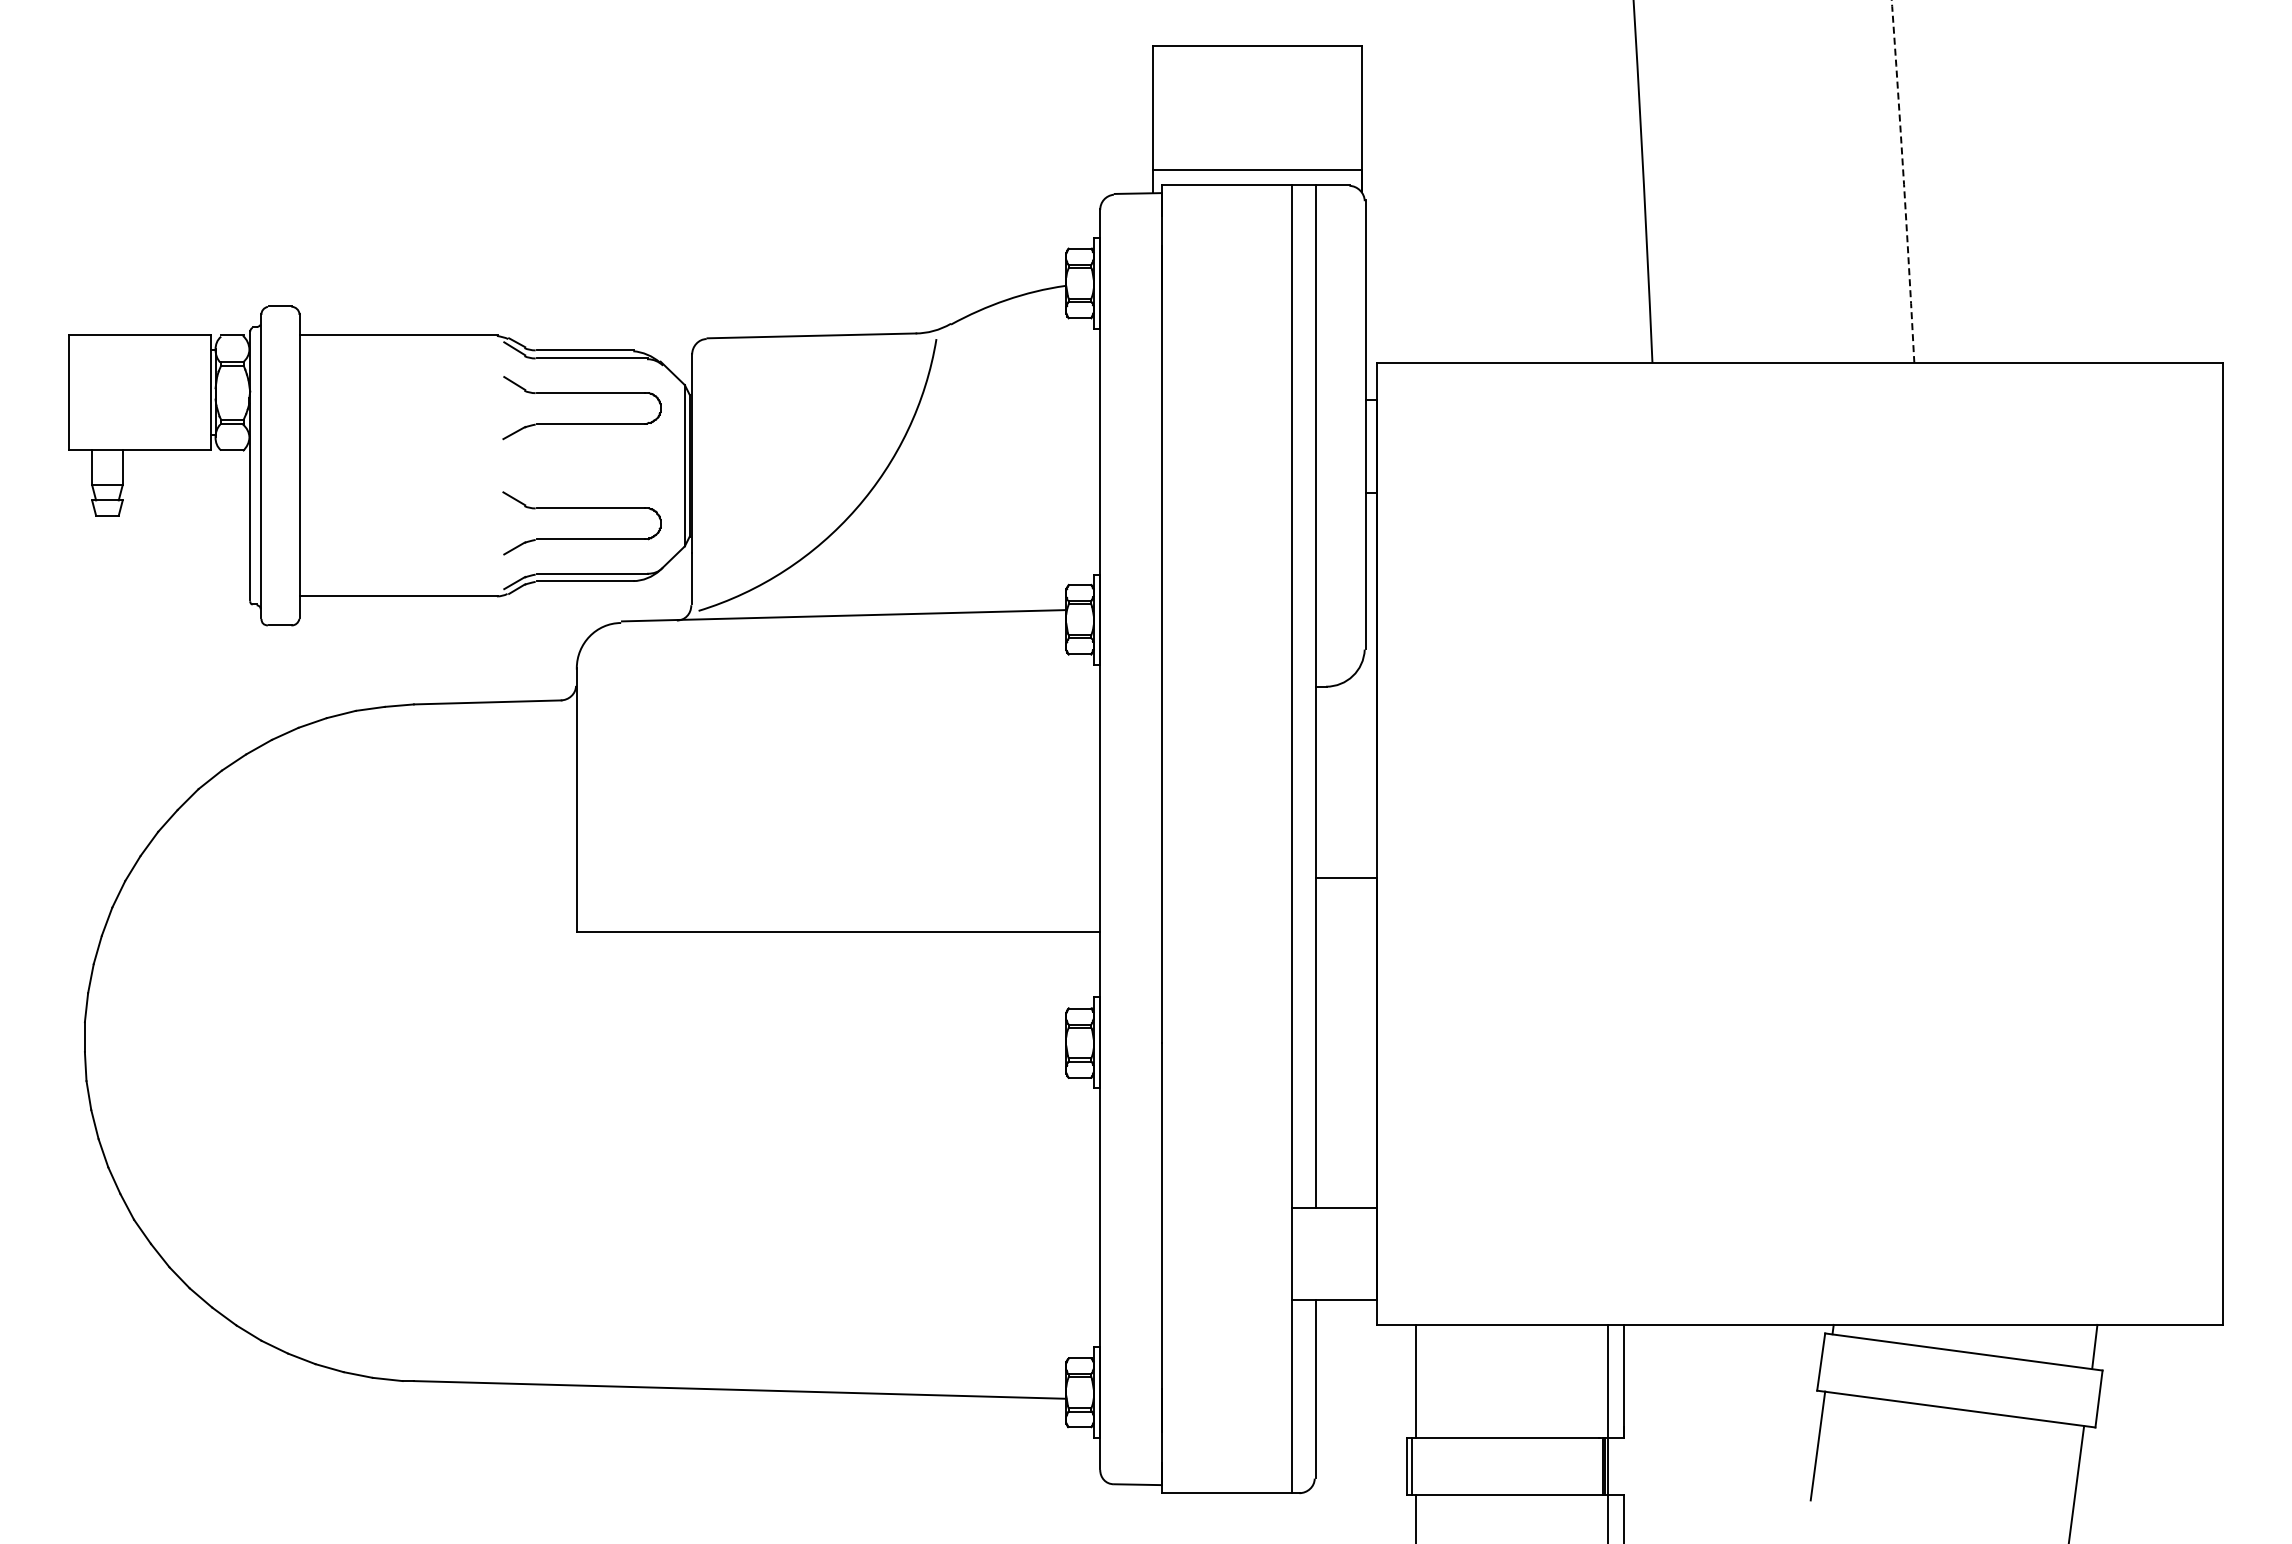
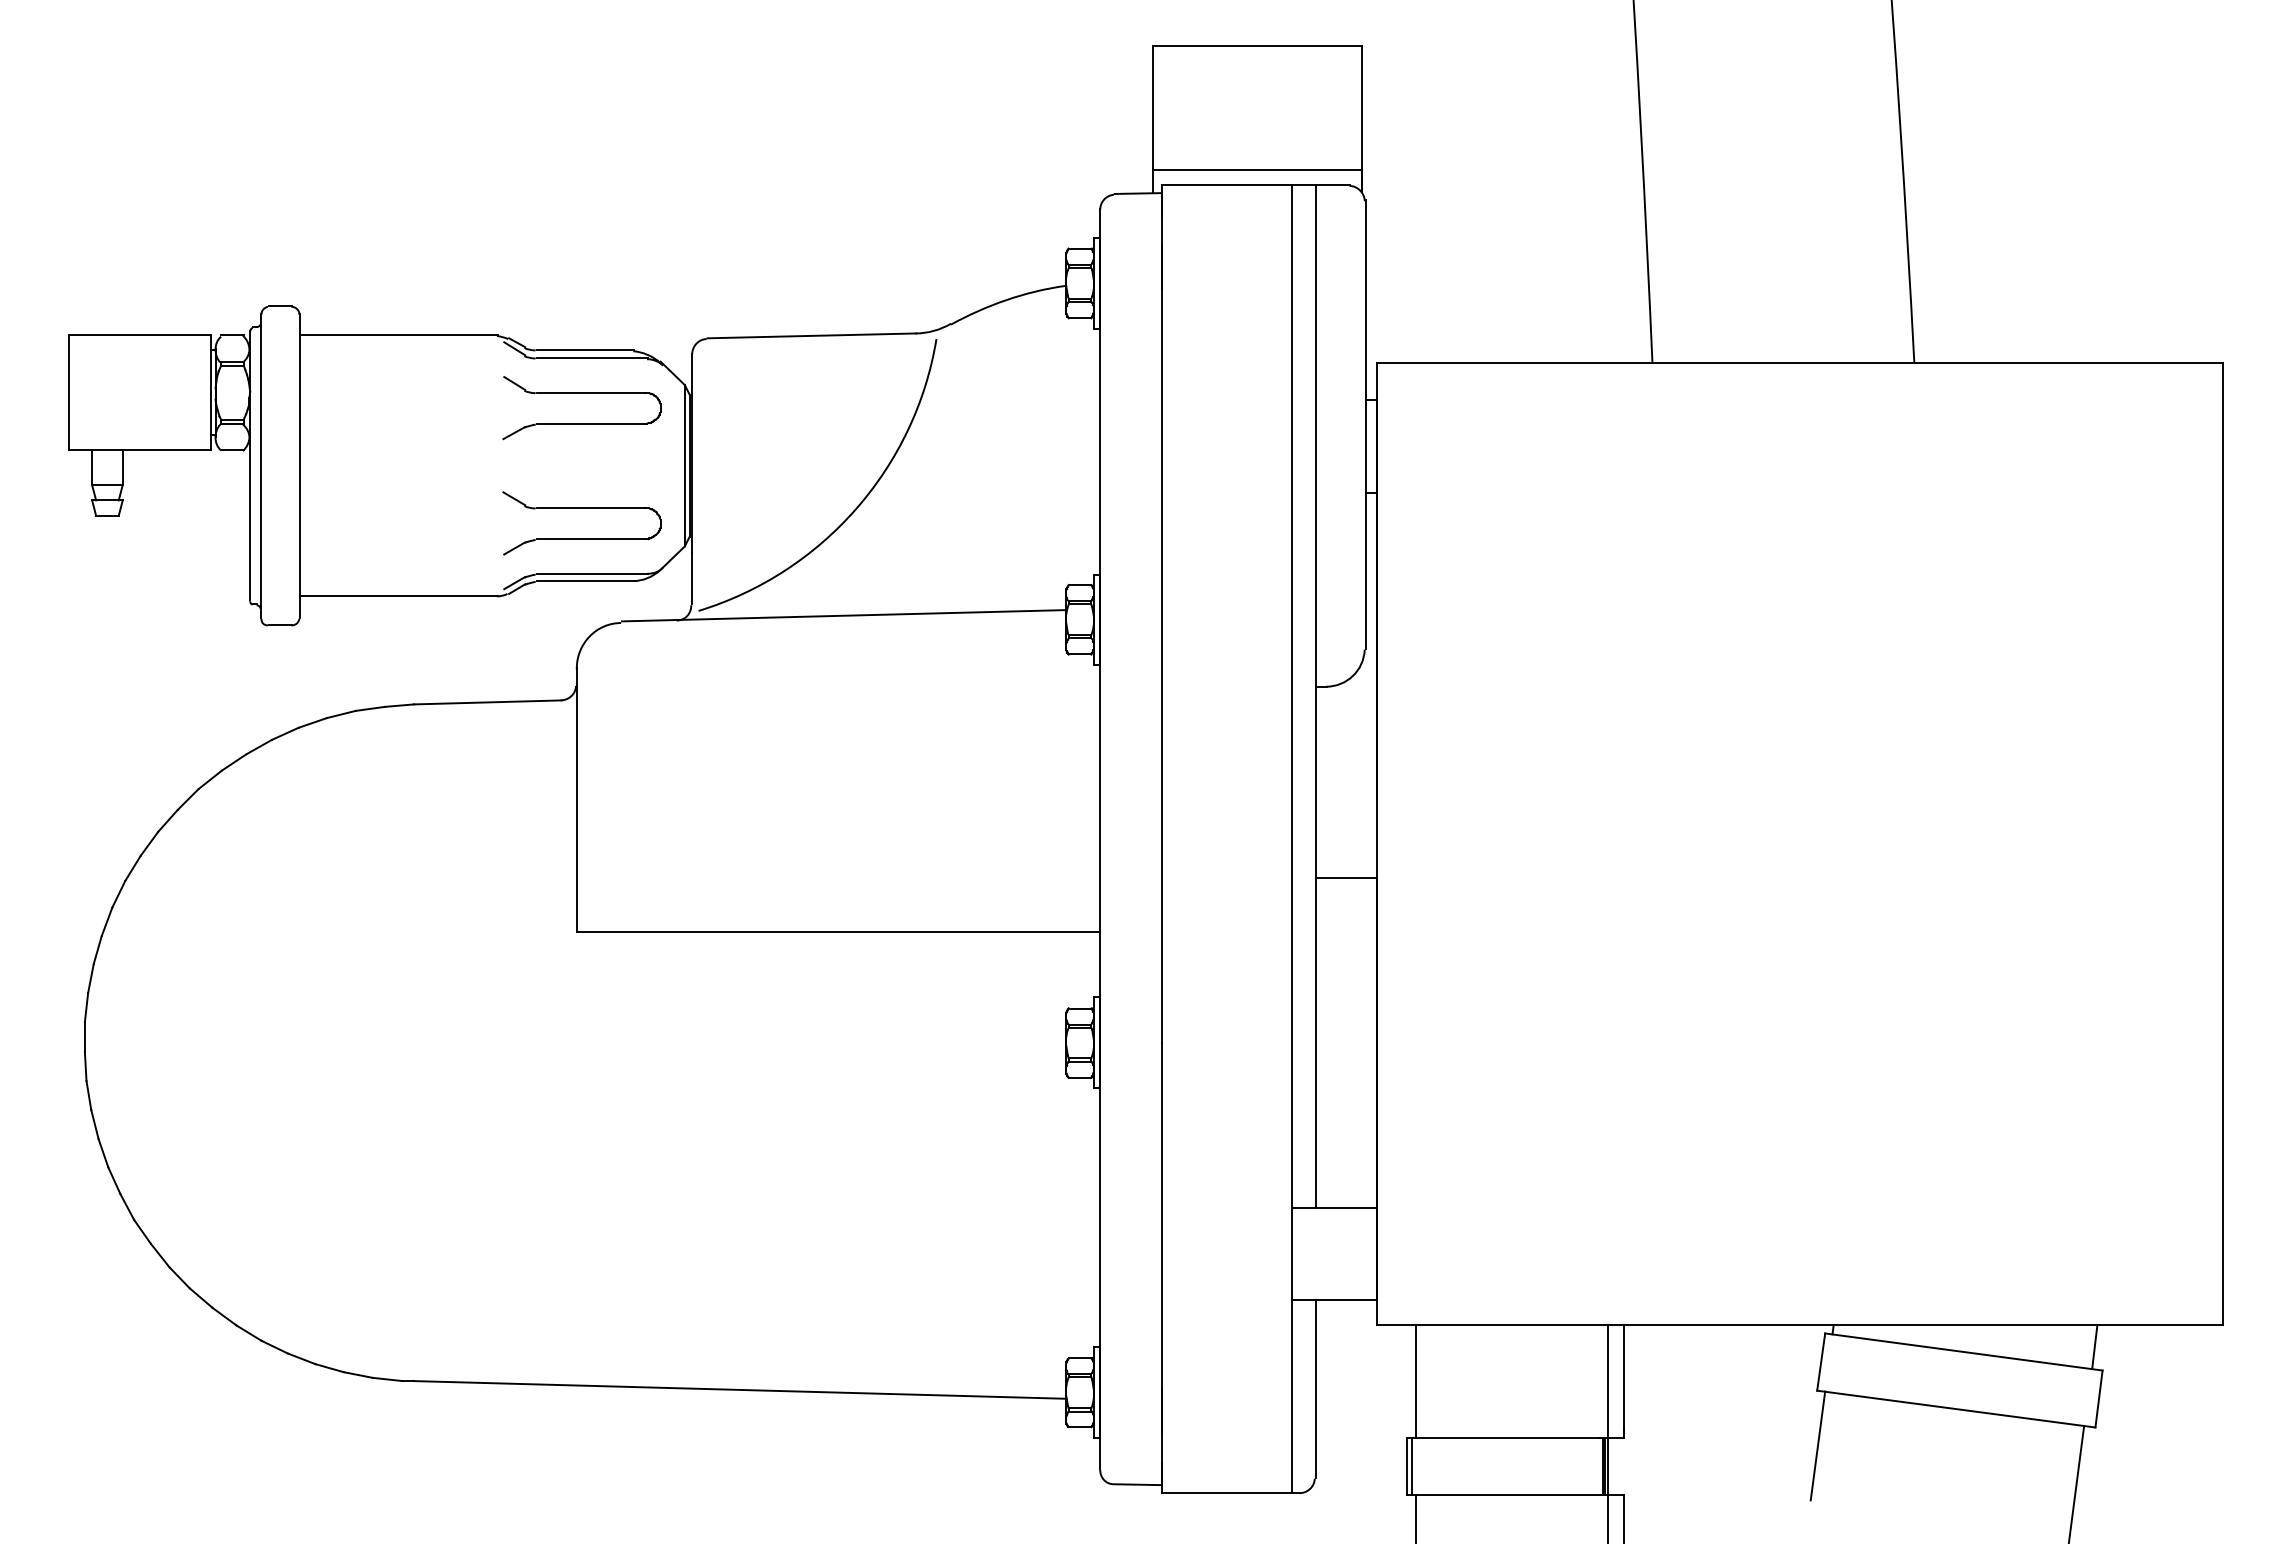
arc: dashed -> solid (1903, 180)
